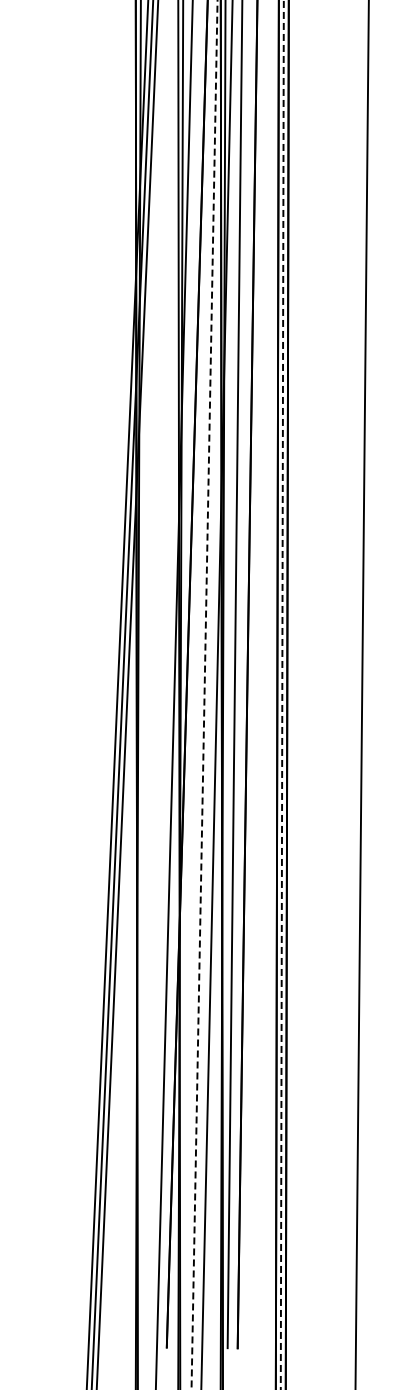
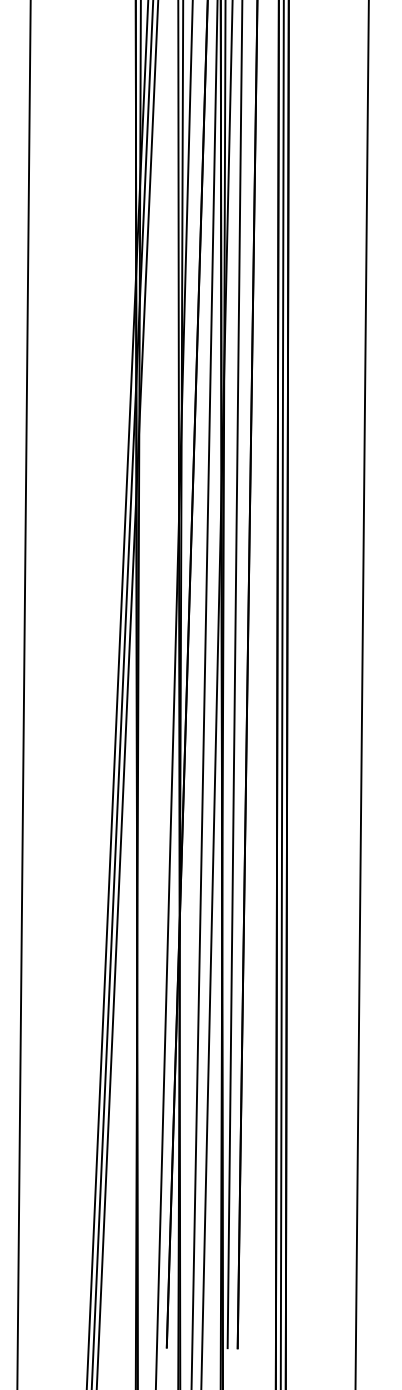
line: none -> present (23, 694)
line: dashed -> solid (204, 694)
line: dashed -> solid (282, 694)
